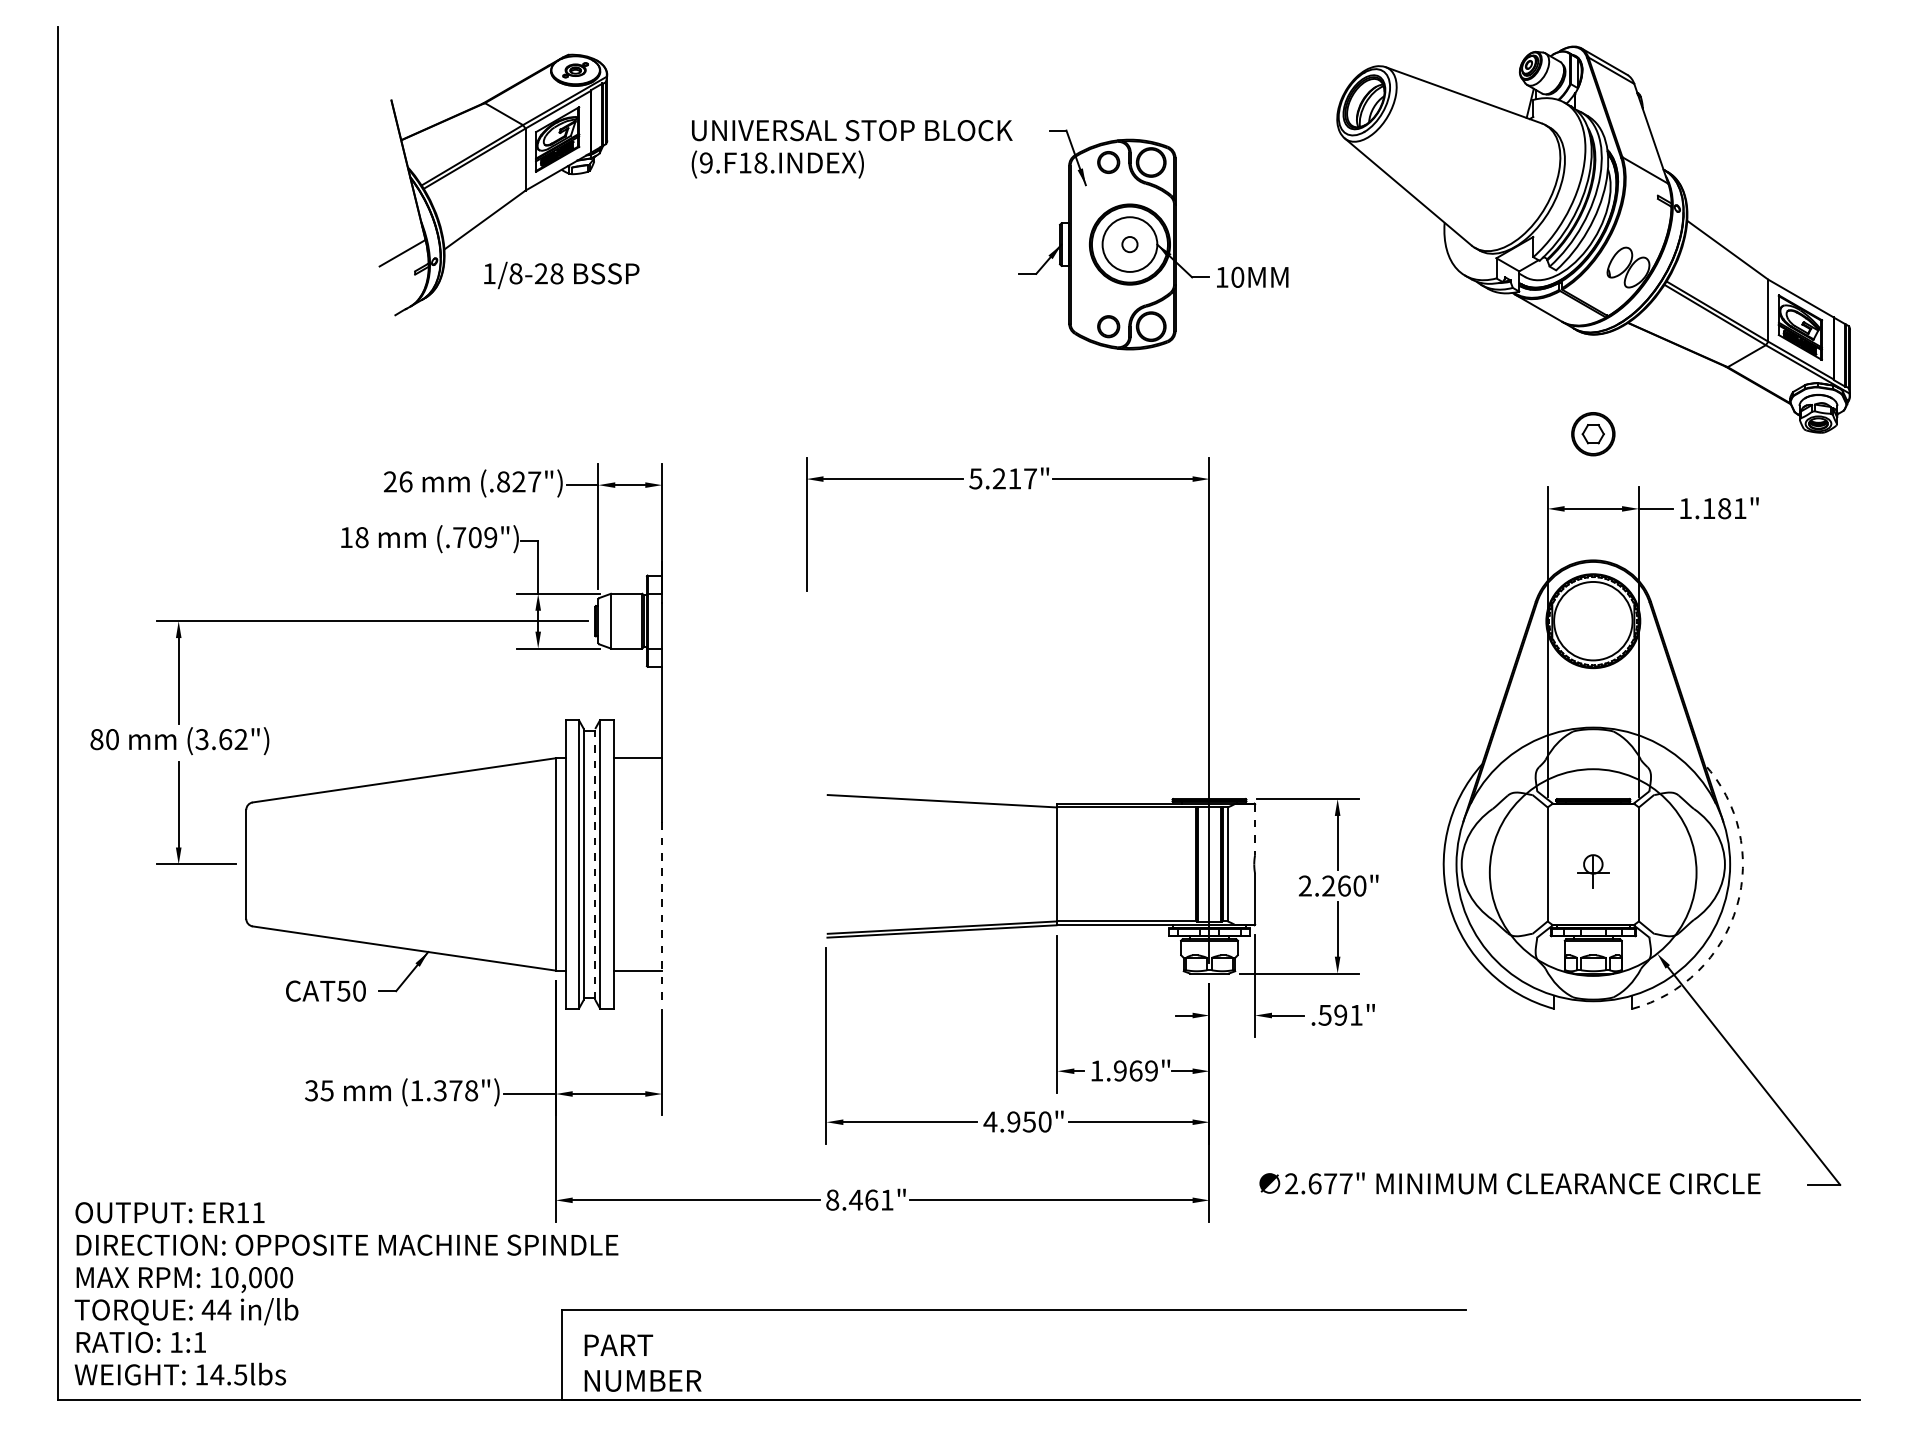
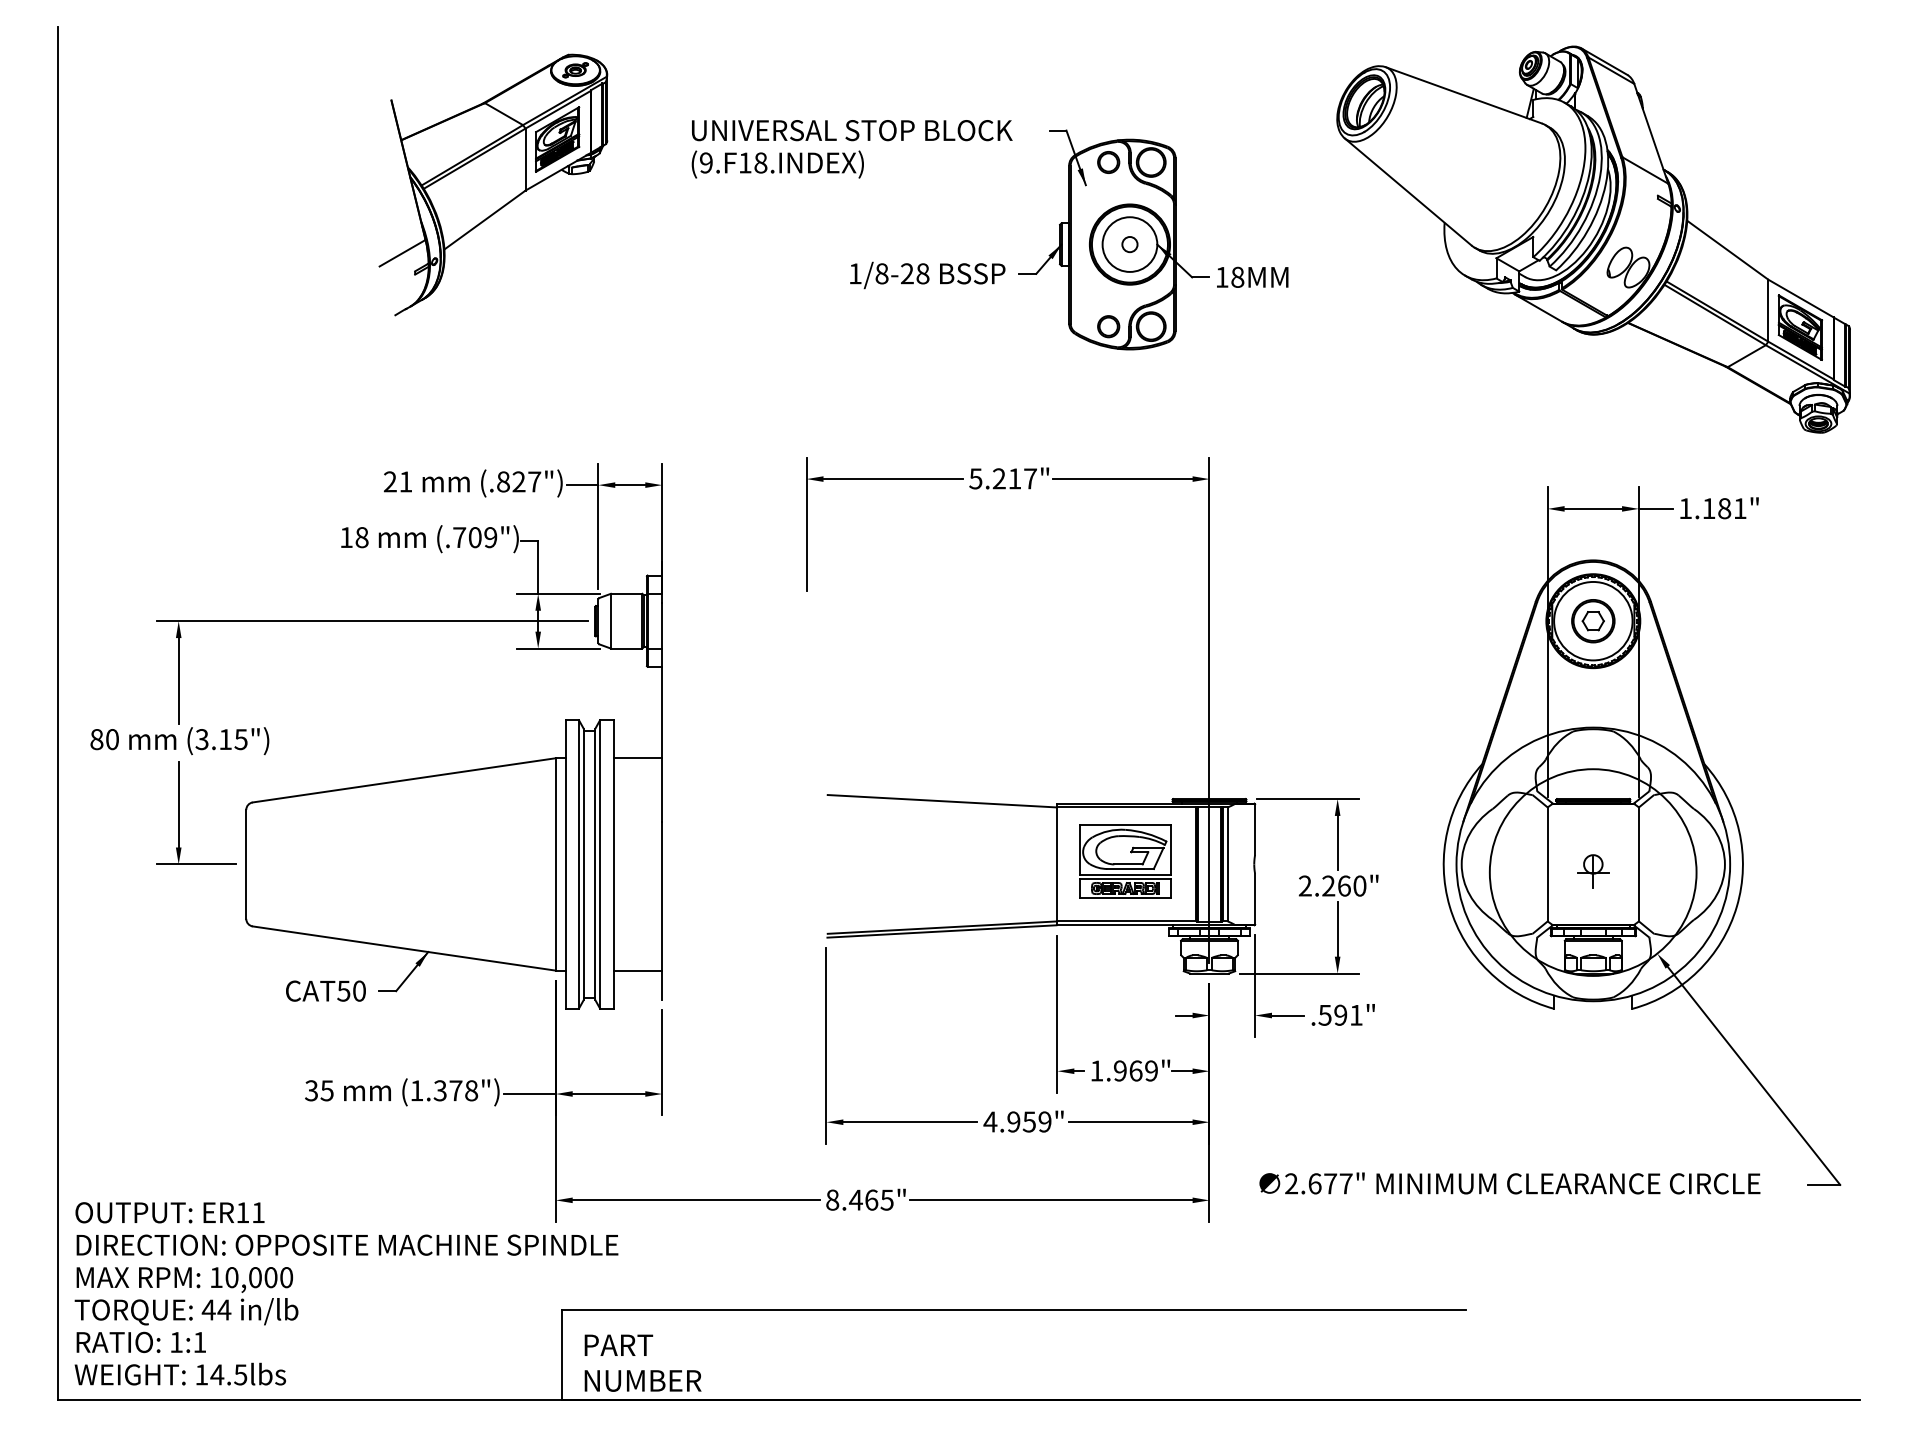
text position: (561, 275) -> (927, 275) (927, 275)
text: 10MM -> 18MM (1237, 277)
part position: (1593, 434) -> (1593, 621) (1593, 621)
text: 26 -> 21 (405, 481)
text: (3.62") -> (3.15") (233, 739)
line: dashed -> solid (1255, 830)
part: none -> present (1125, 861)
line: dashed -> solid (595, 863)
arc: dashed -> solid (1736, 906)
line: dashed -> solid (662, 910)
text: 4.950" -> 4.959" (1044, 1121)
text: 8.461" -> 8.465" (886, 1199)
